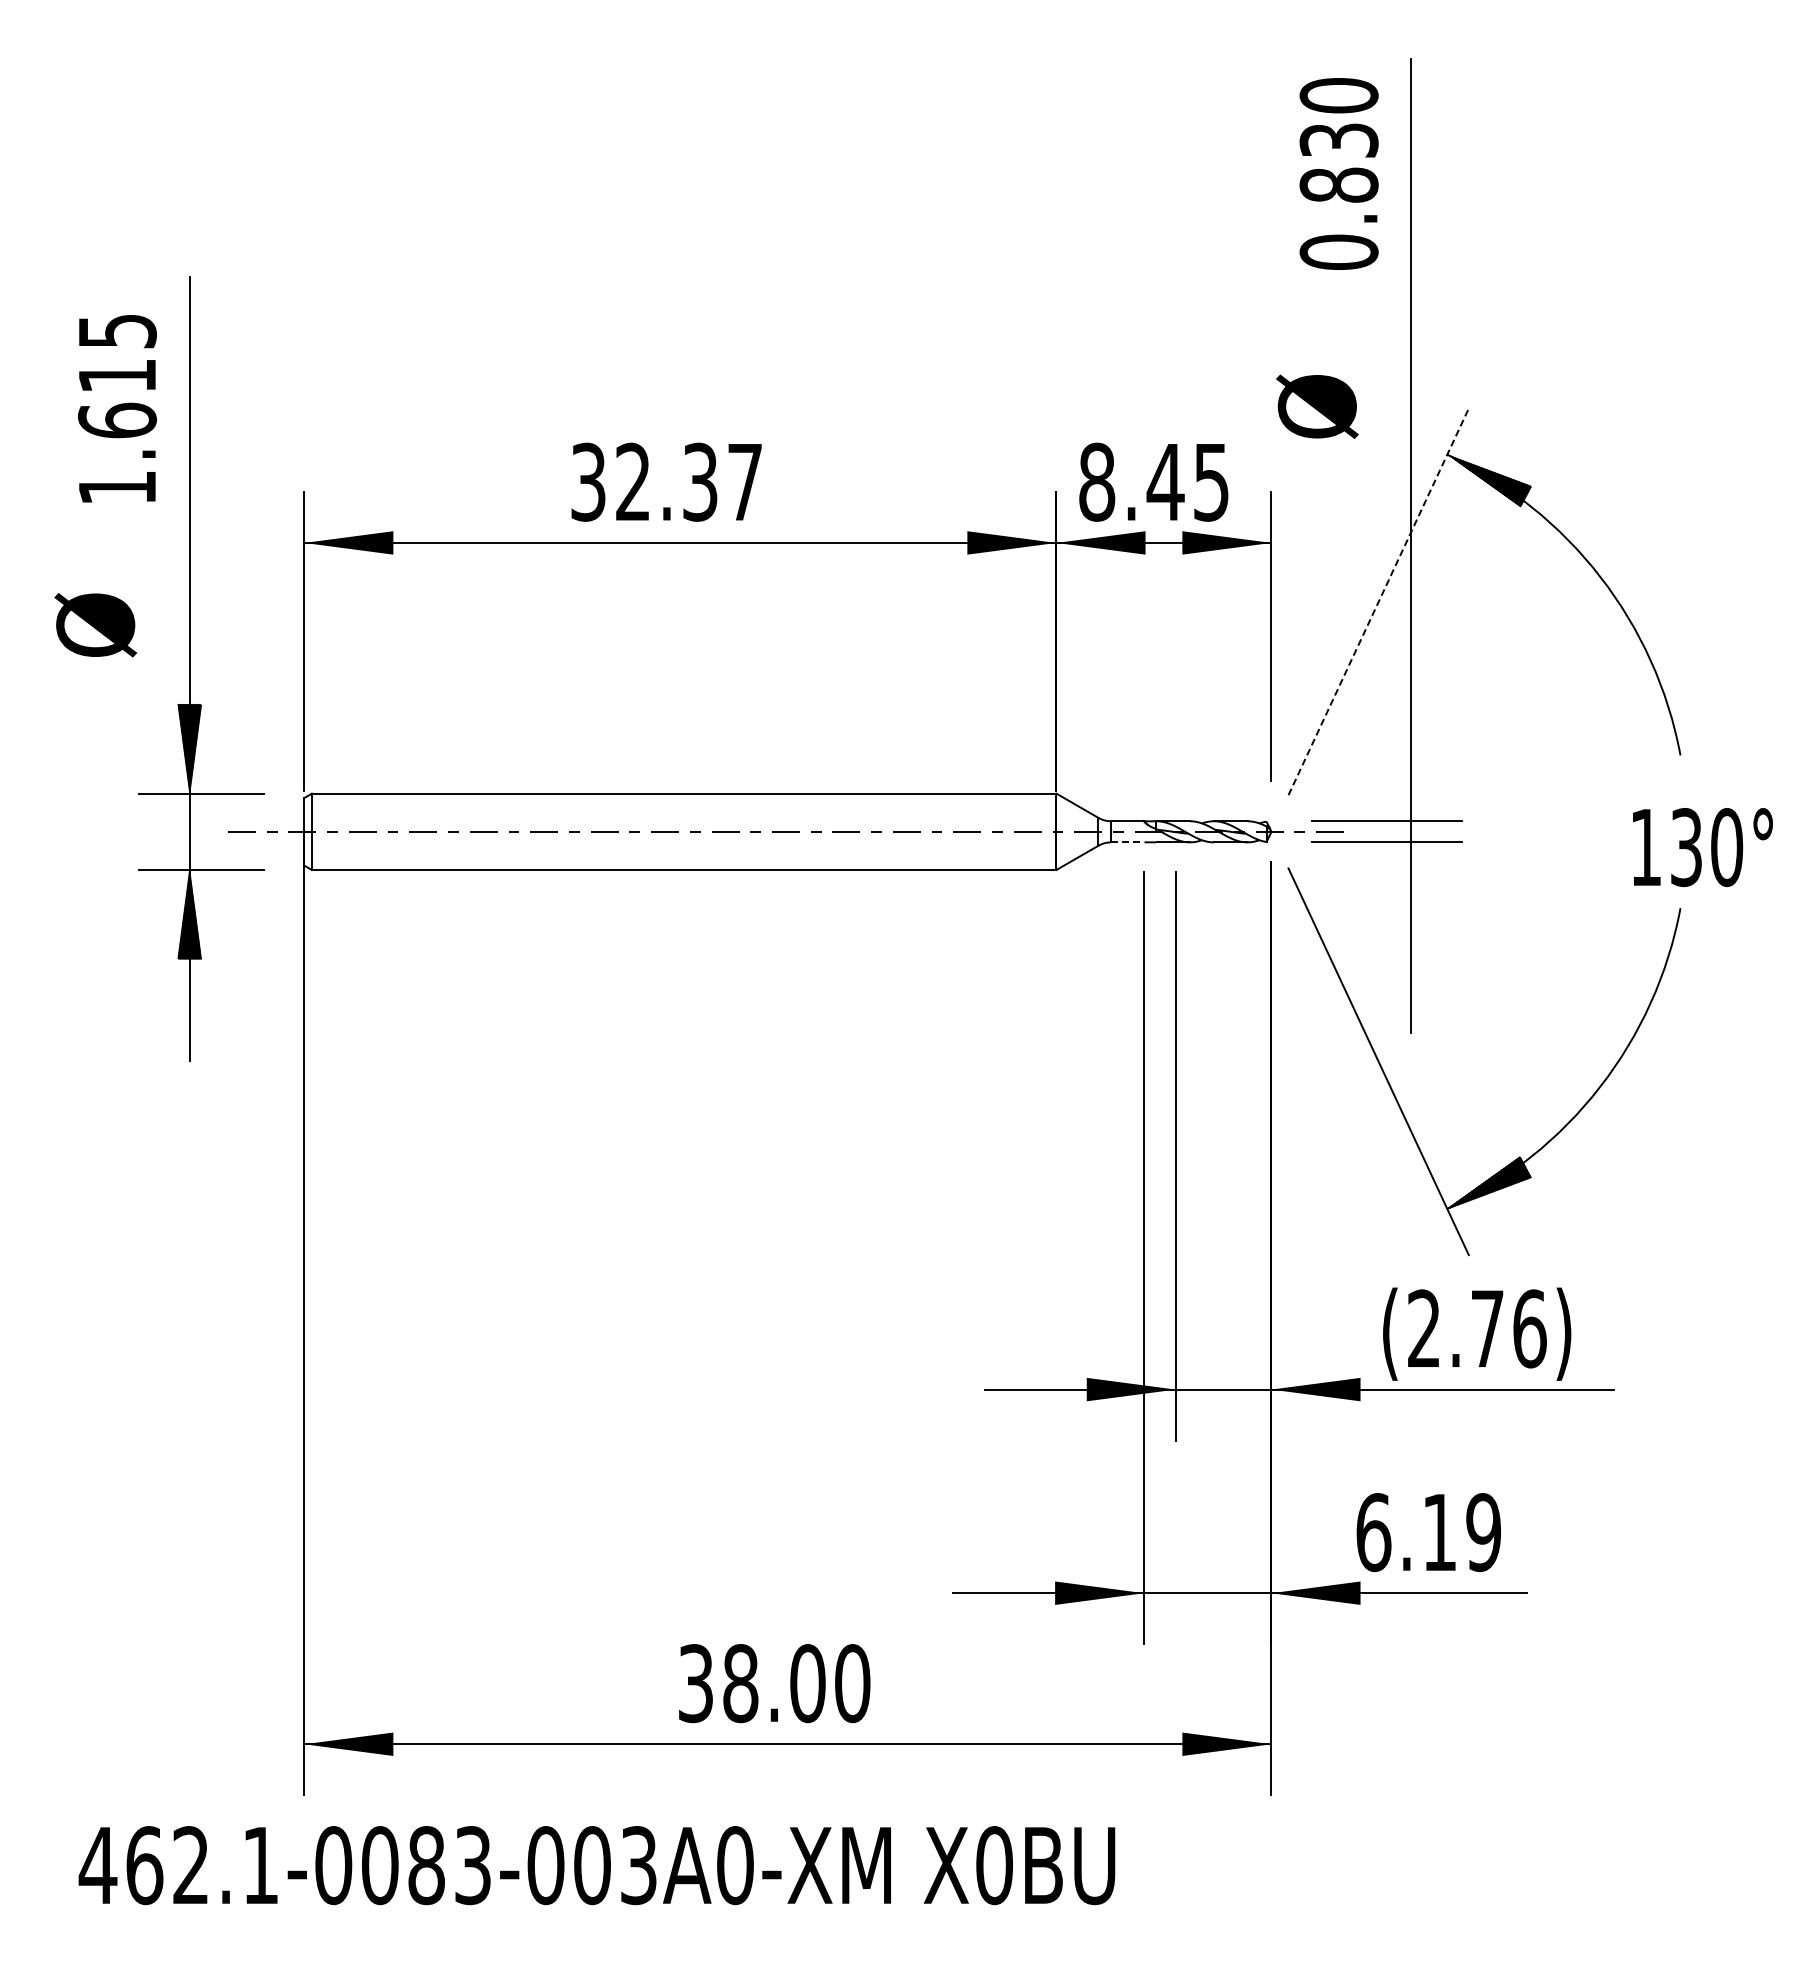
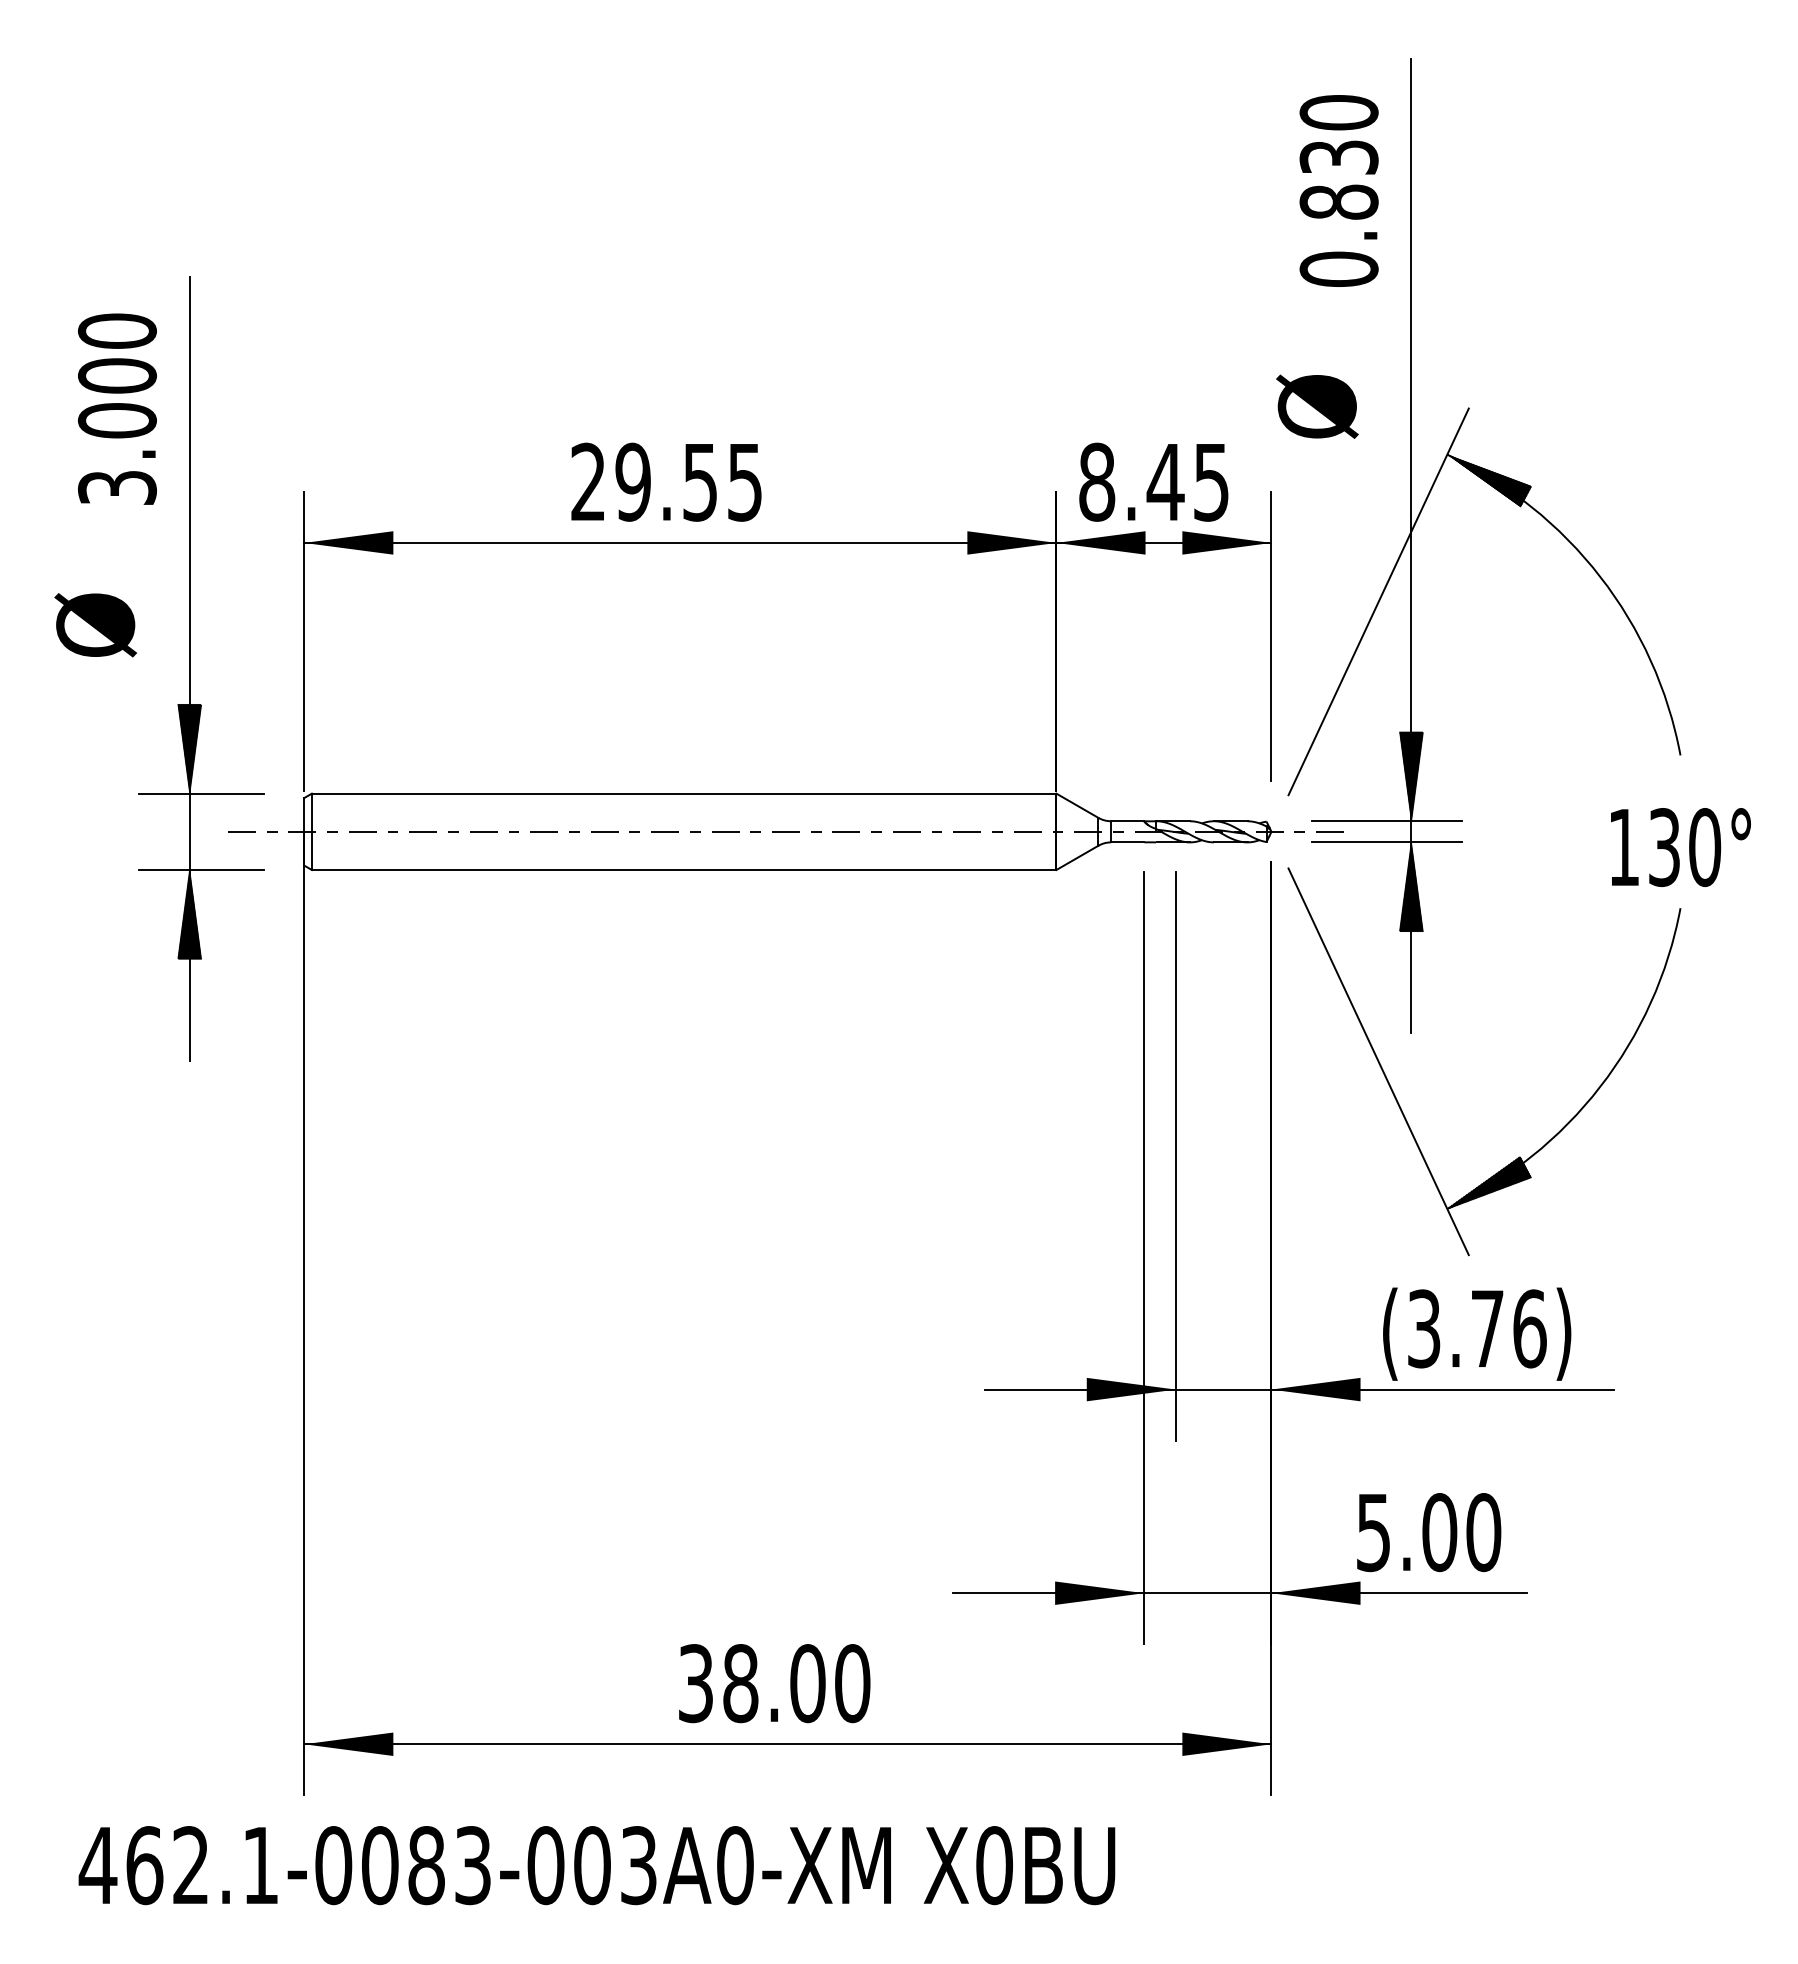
text position: (1338, 173) -> (1338, 190) (1338, 190)
text: 1.615 -> 3.000 (116, 408)
text: 32.37 -> 29.55 (666, 481)
line: dashed -> solid (1378, 601)
hatch: none -> present (1411, 776)
line: dashed -> solid (1127, 842)
text position: (1702, 847) -> (1680, 847) (1680, 847)
hatch: none -> present (1411, 886)
text: (2.76) -> (3.76) (1424, 1328)
text: 6.19 -> 5.00 (1428, 1532)
